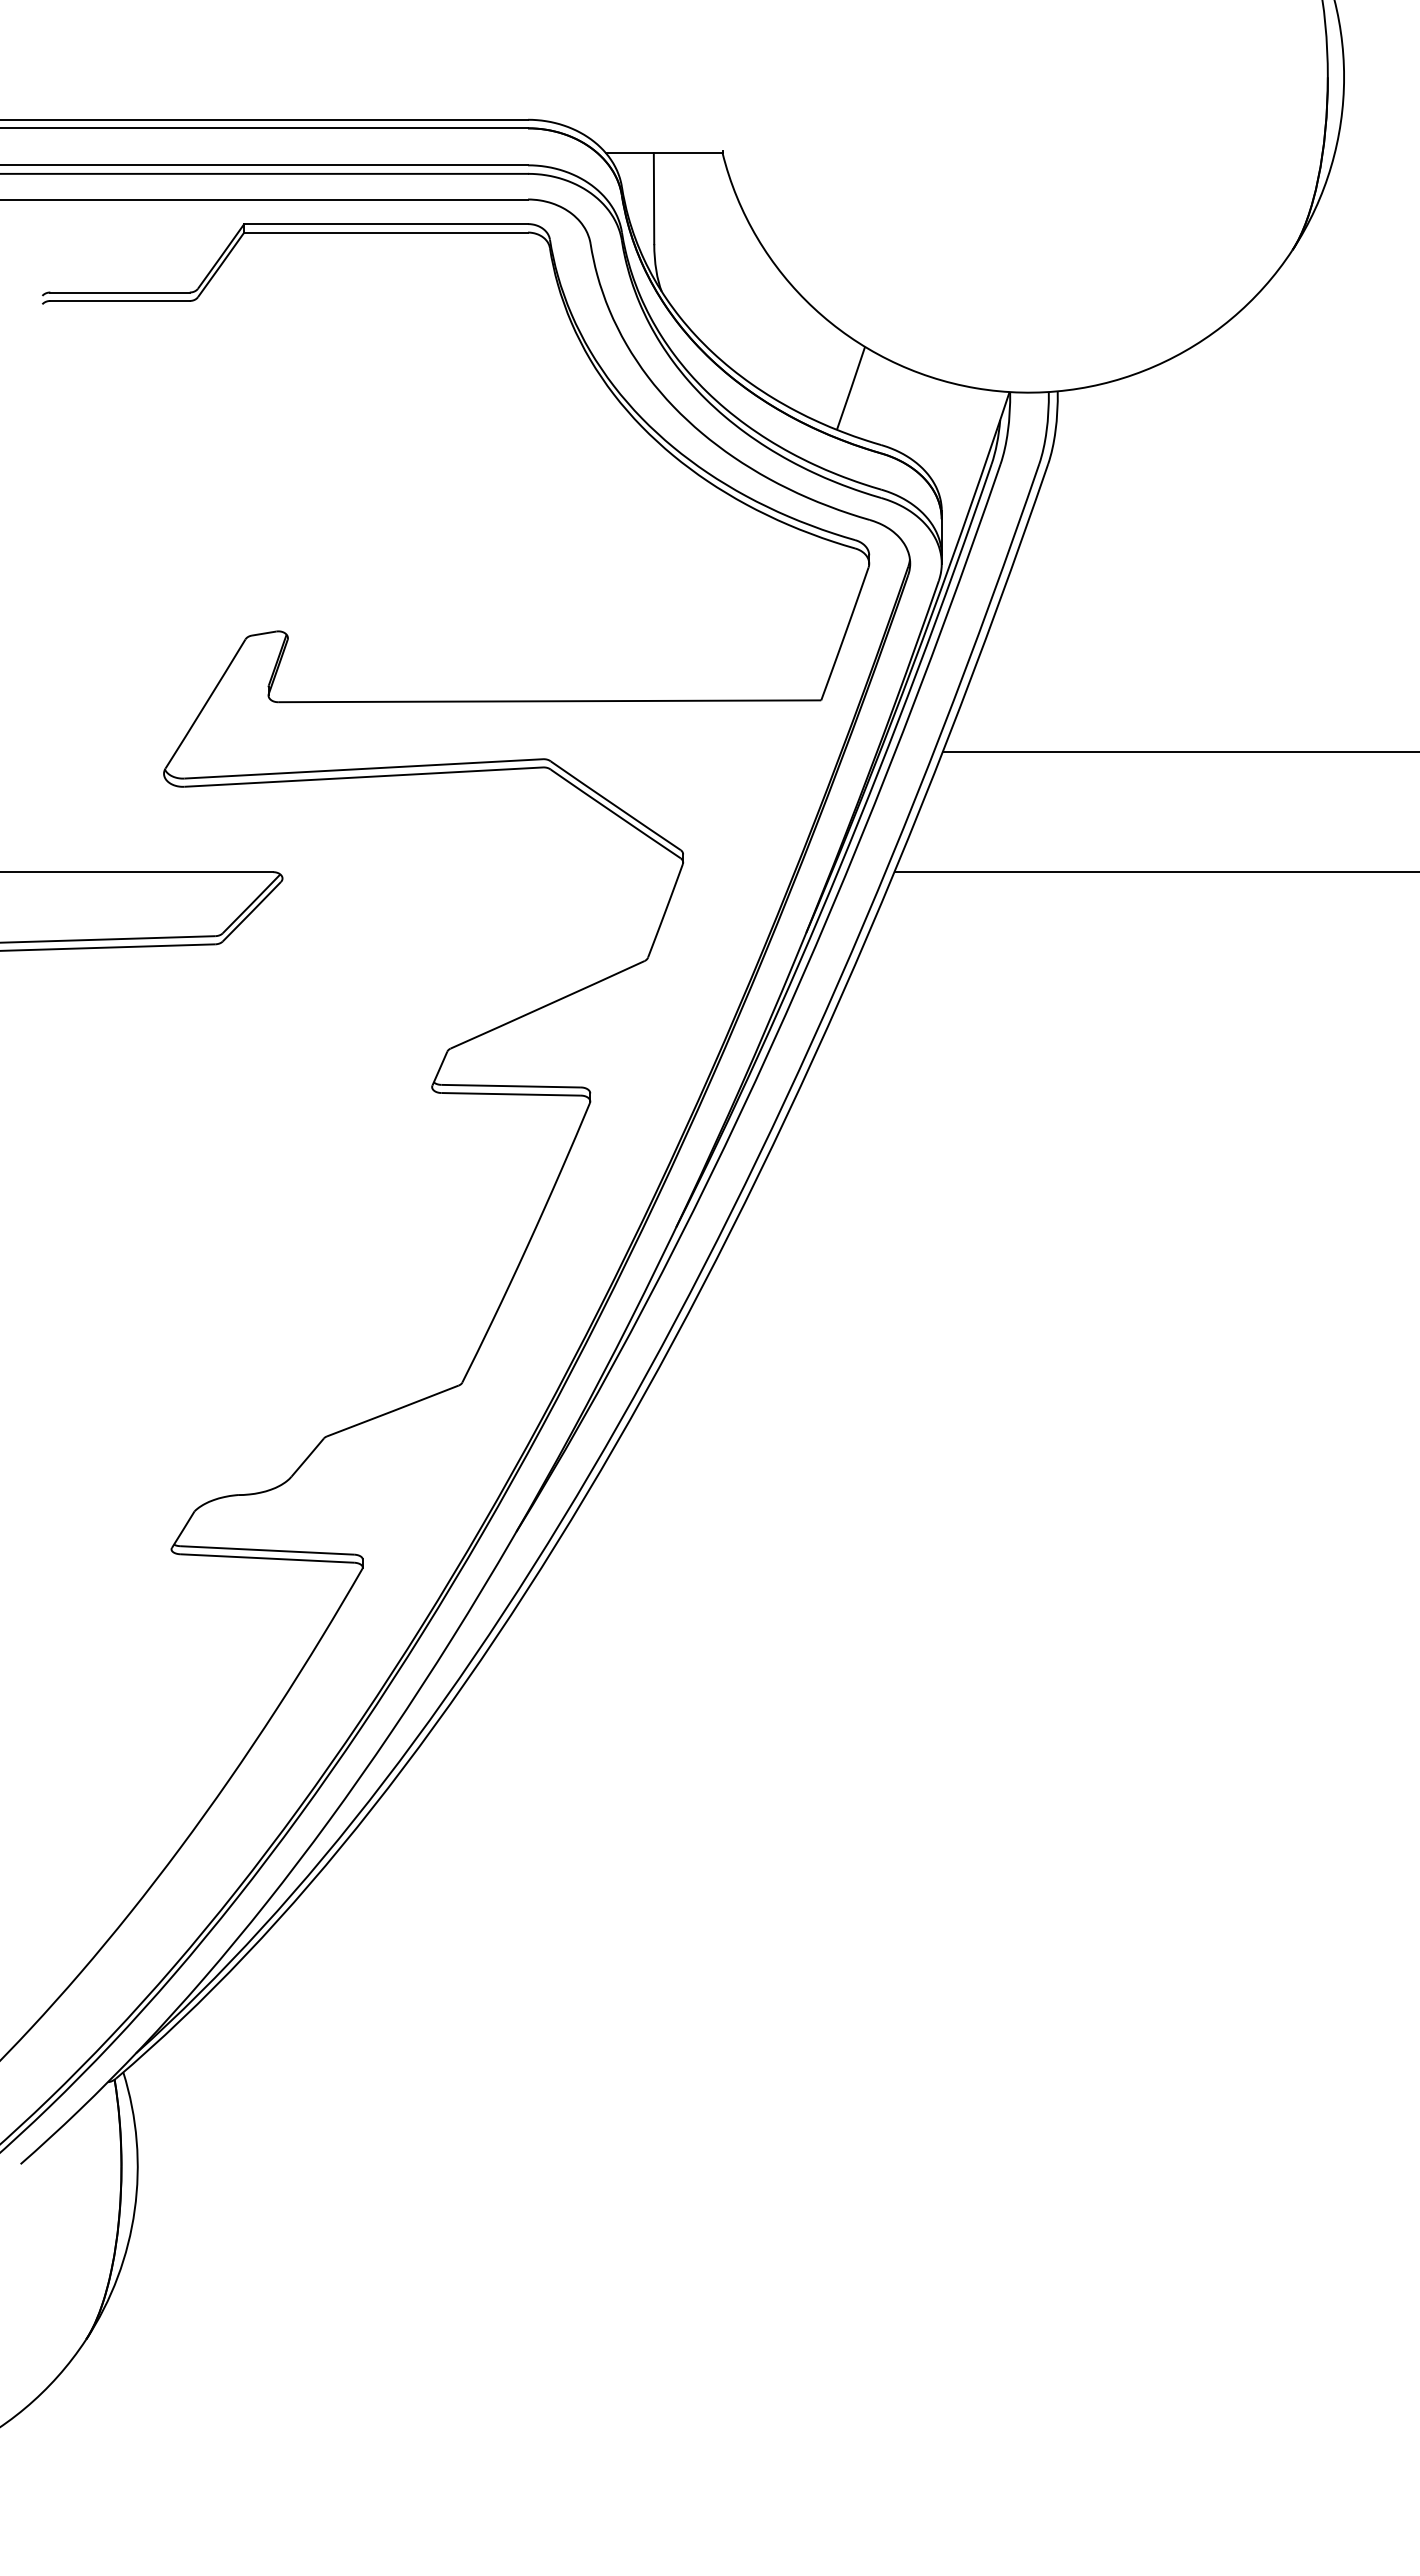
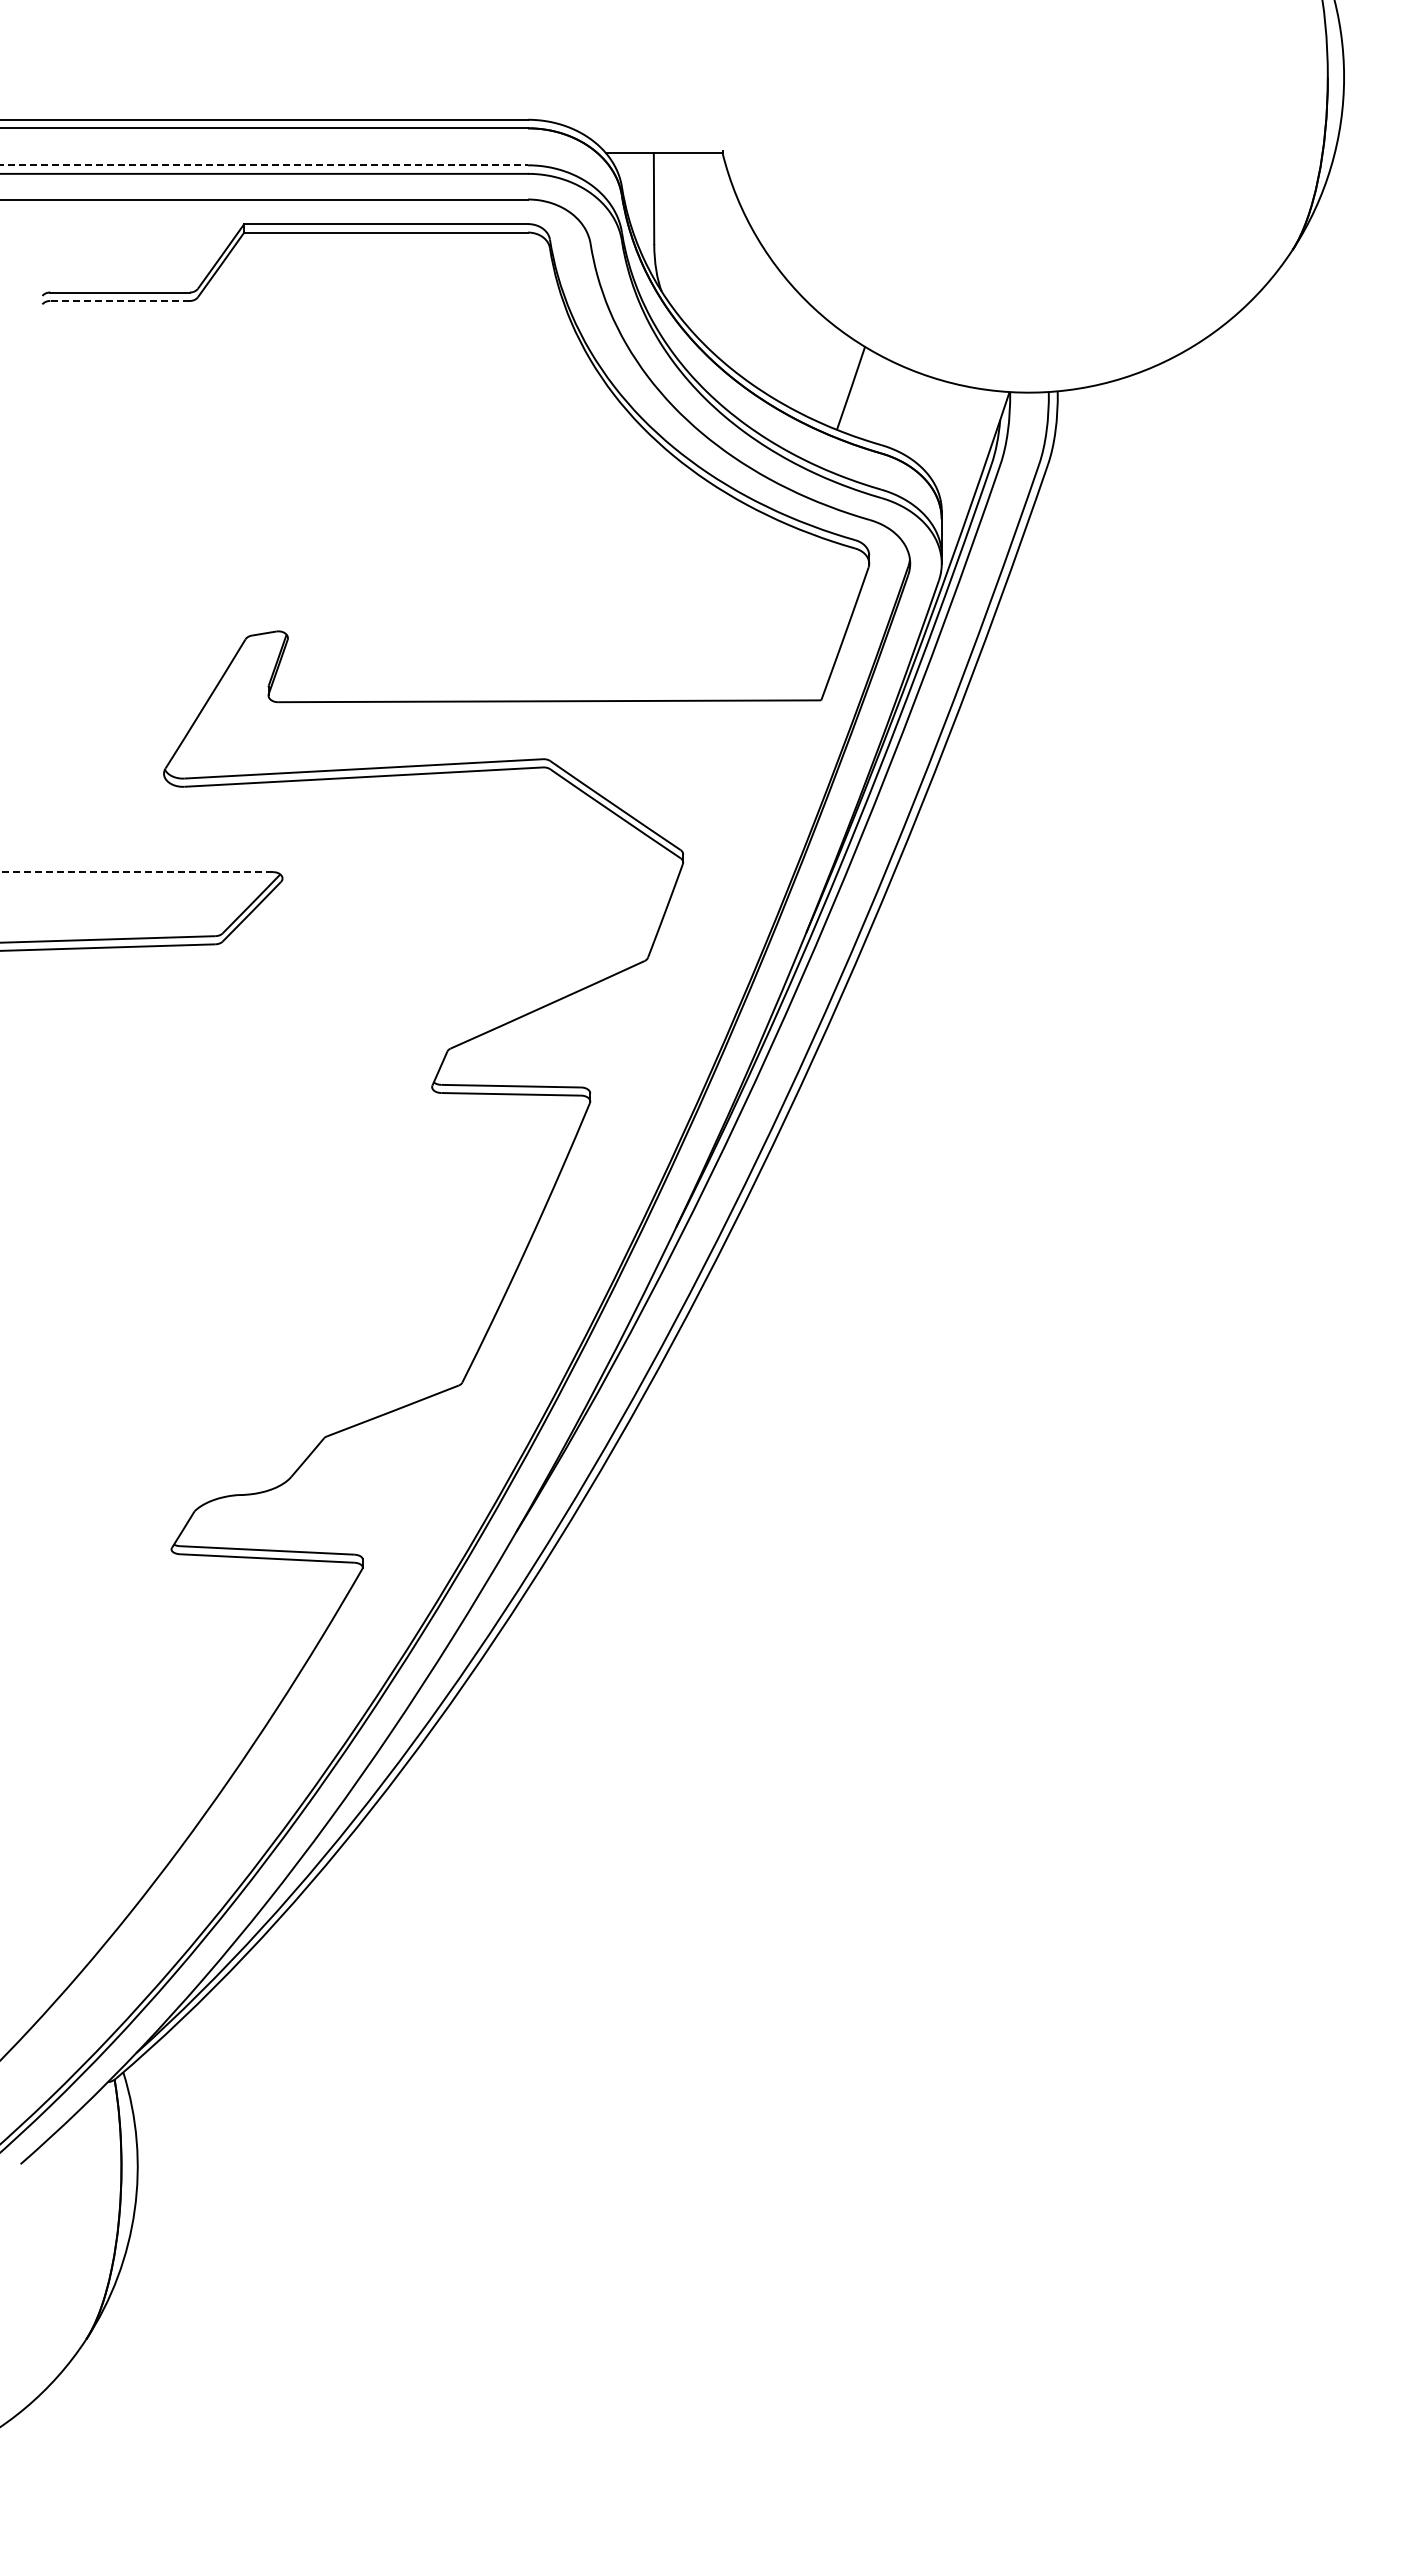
line: solid -> dashed (264, 165)
line: solid -> dashed (120, 300)
line: present -> none (1179, 752)
line: solid -> dashed (137, 872)
line: present -> none (1155, 872)
